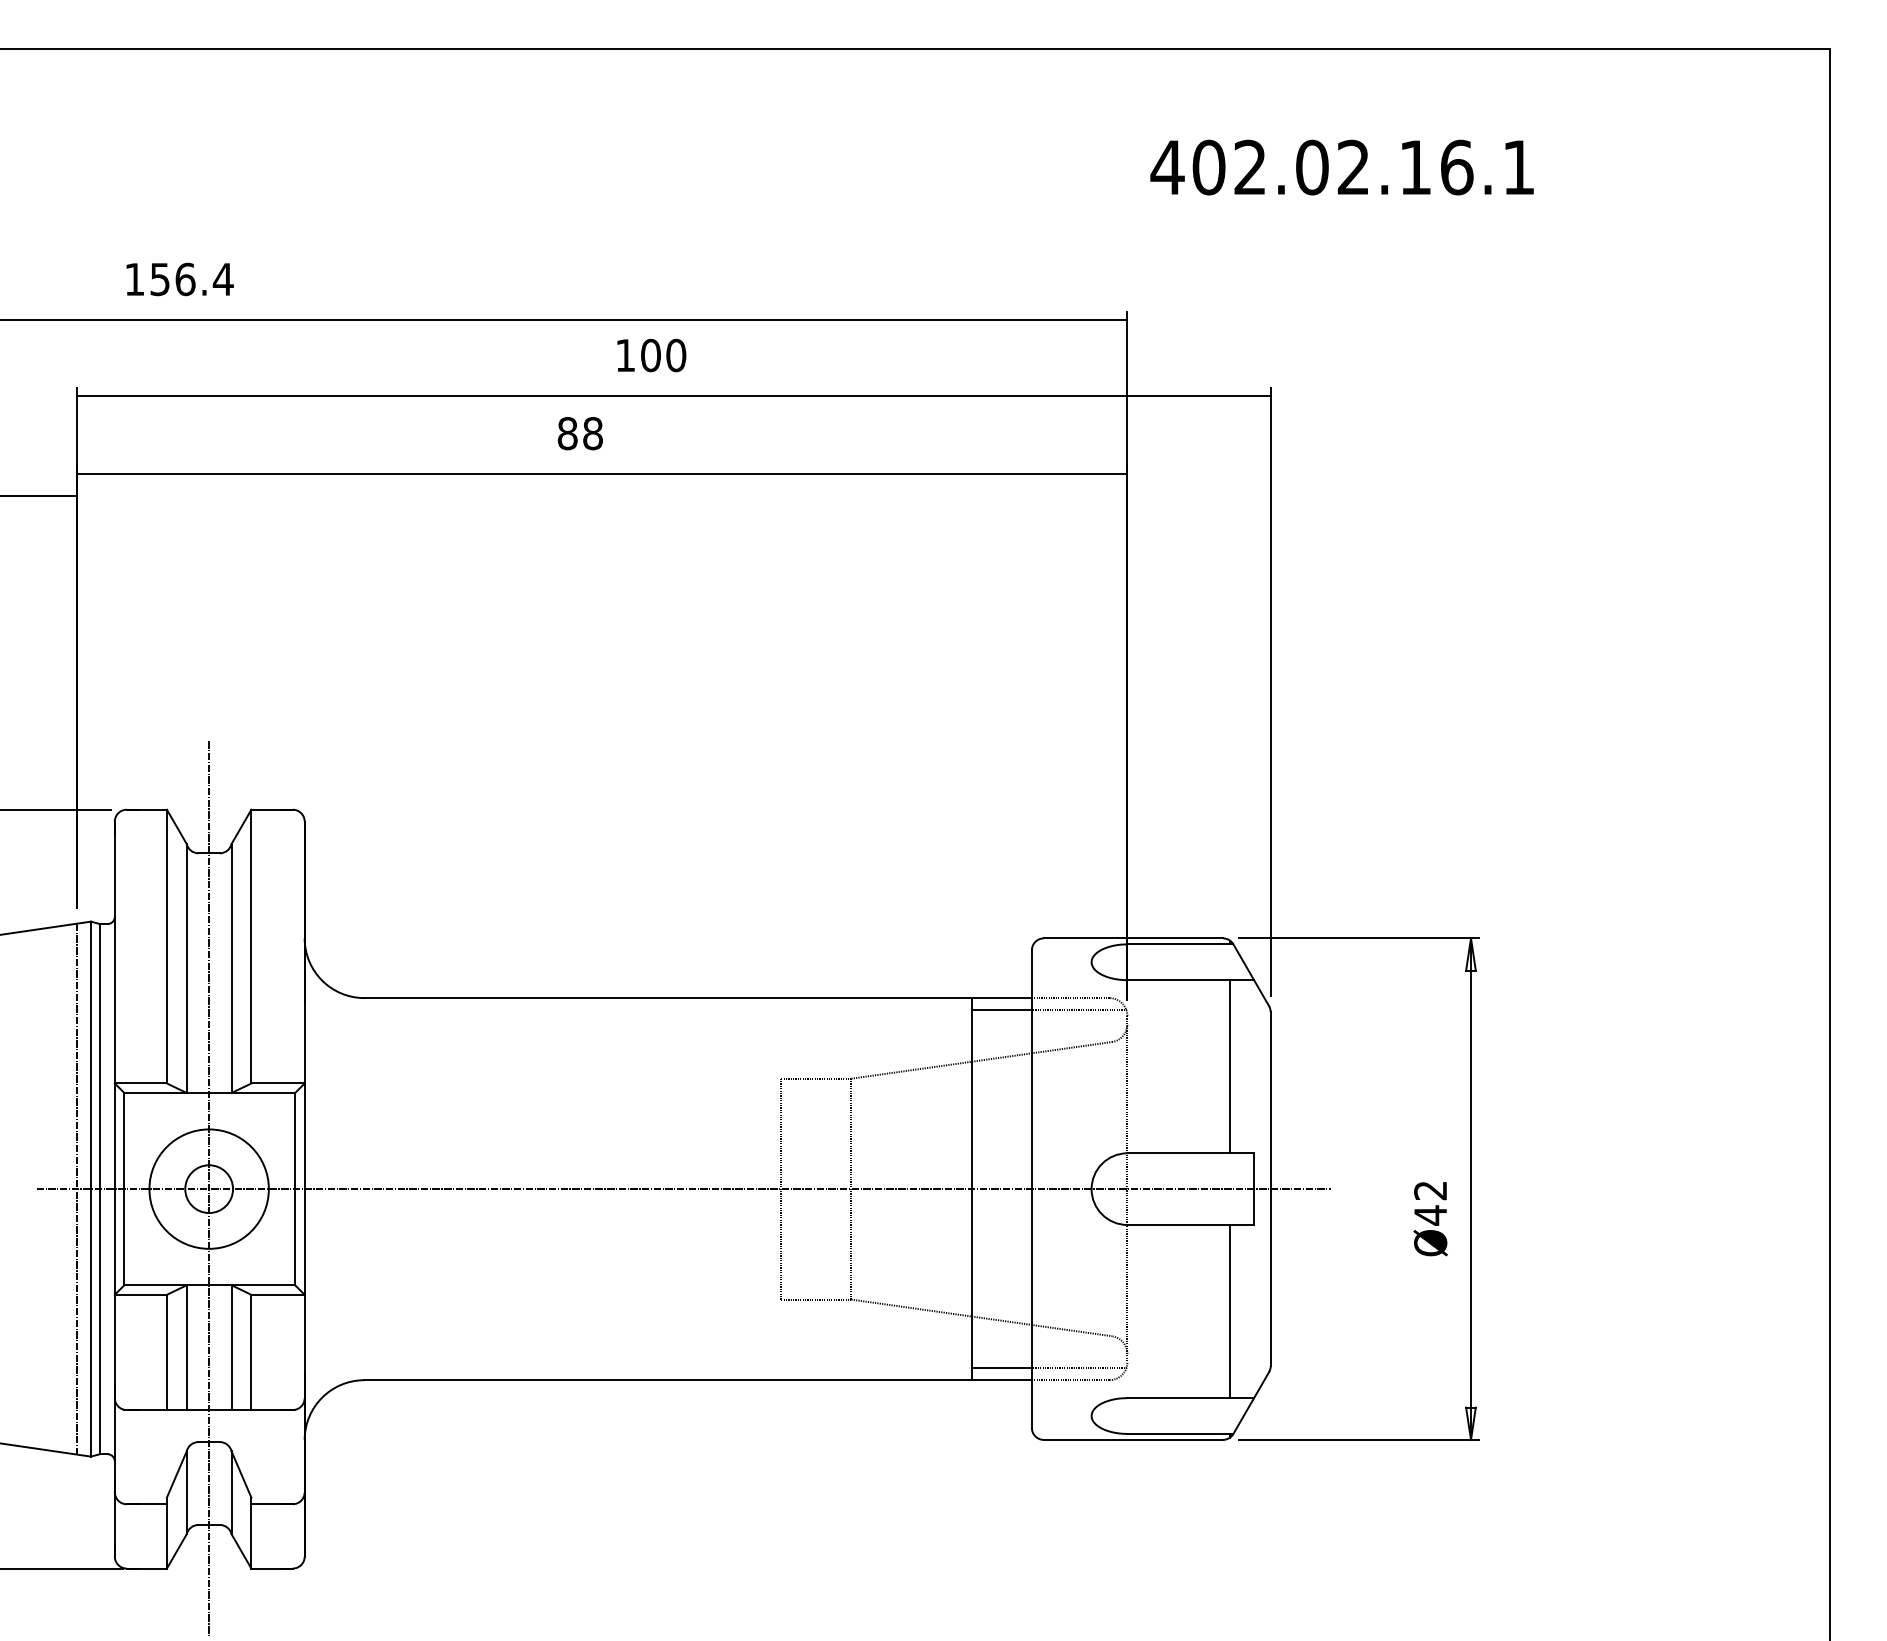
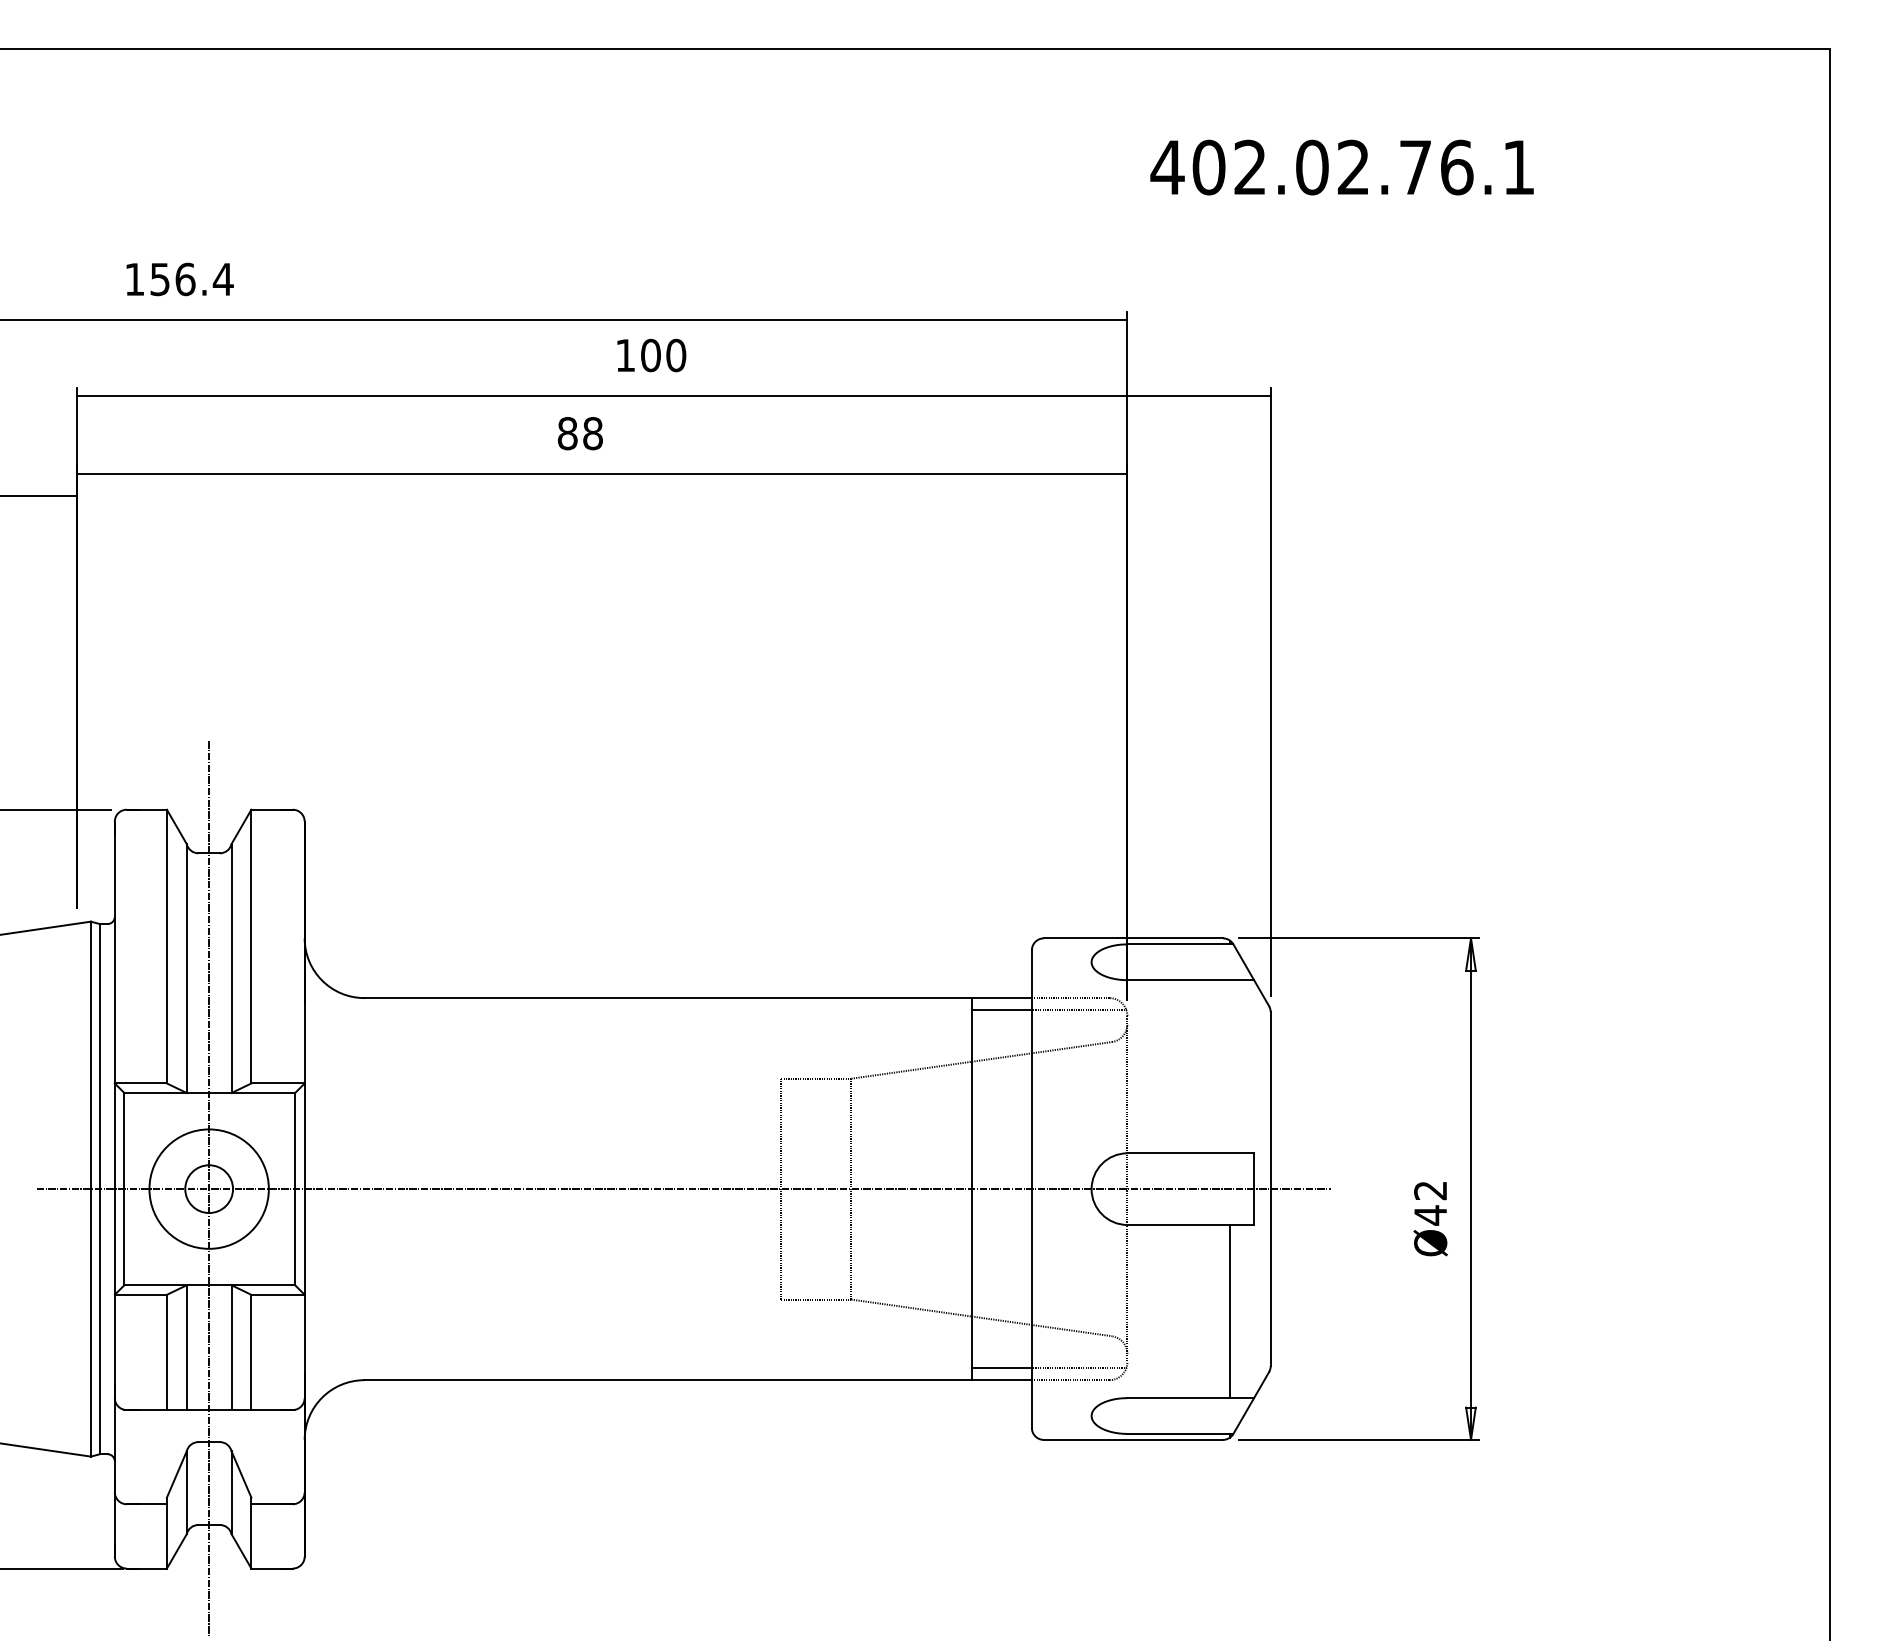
text: 402.02.16.1 -> 402.02.76.1 (1415, 167)
line: present -> none (1229, 1066)
line: present -> none (76, 1188)
